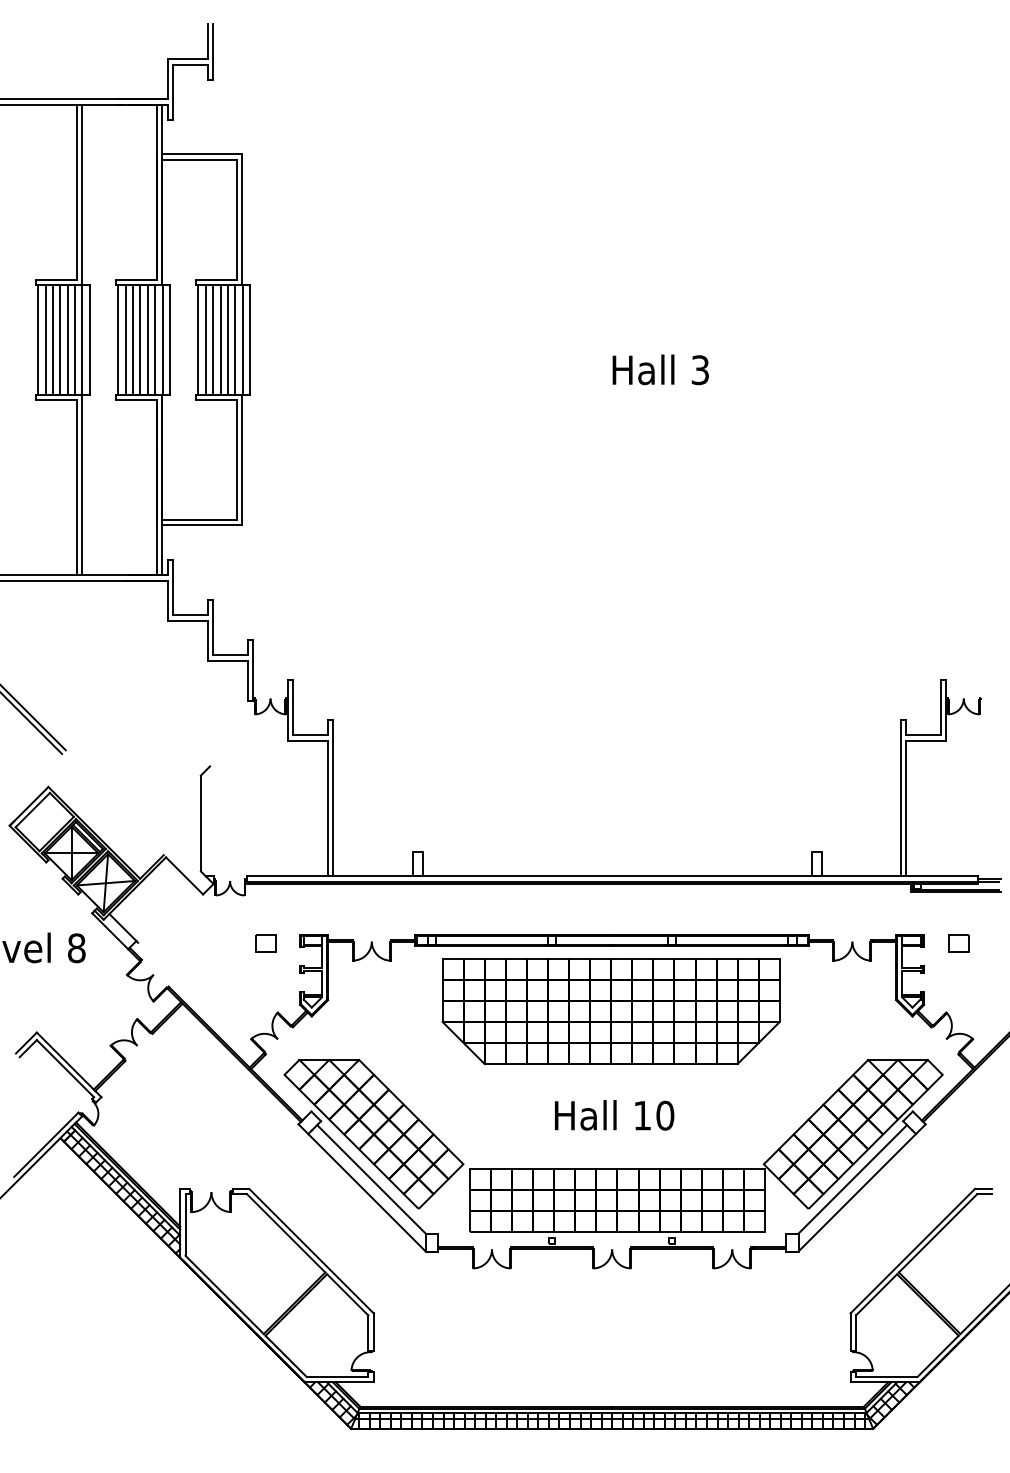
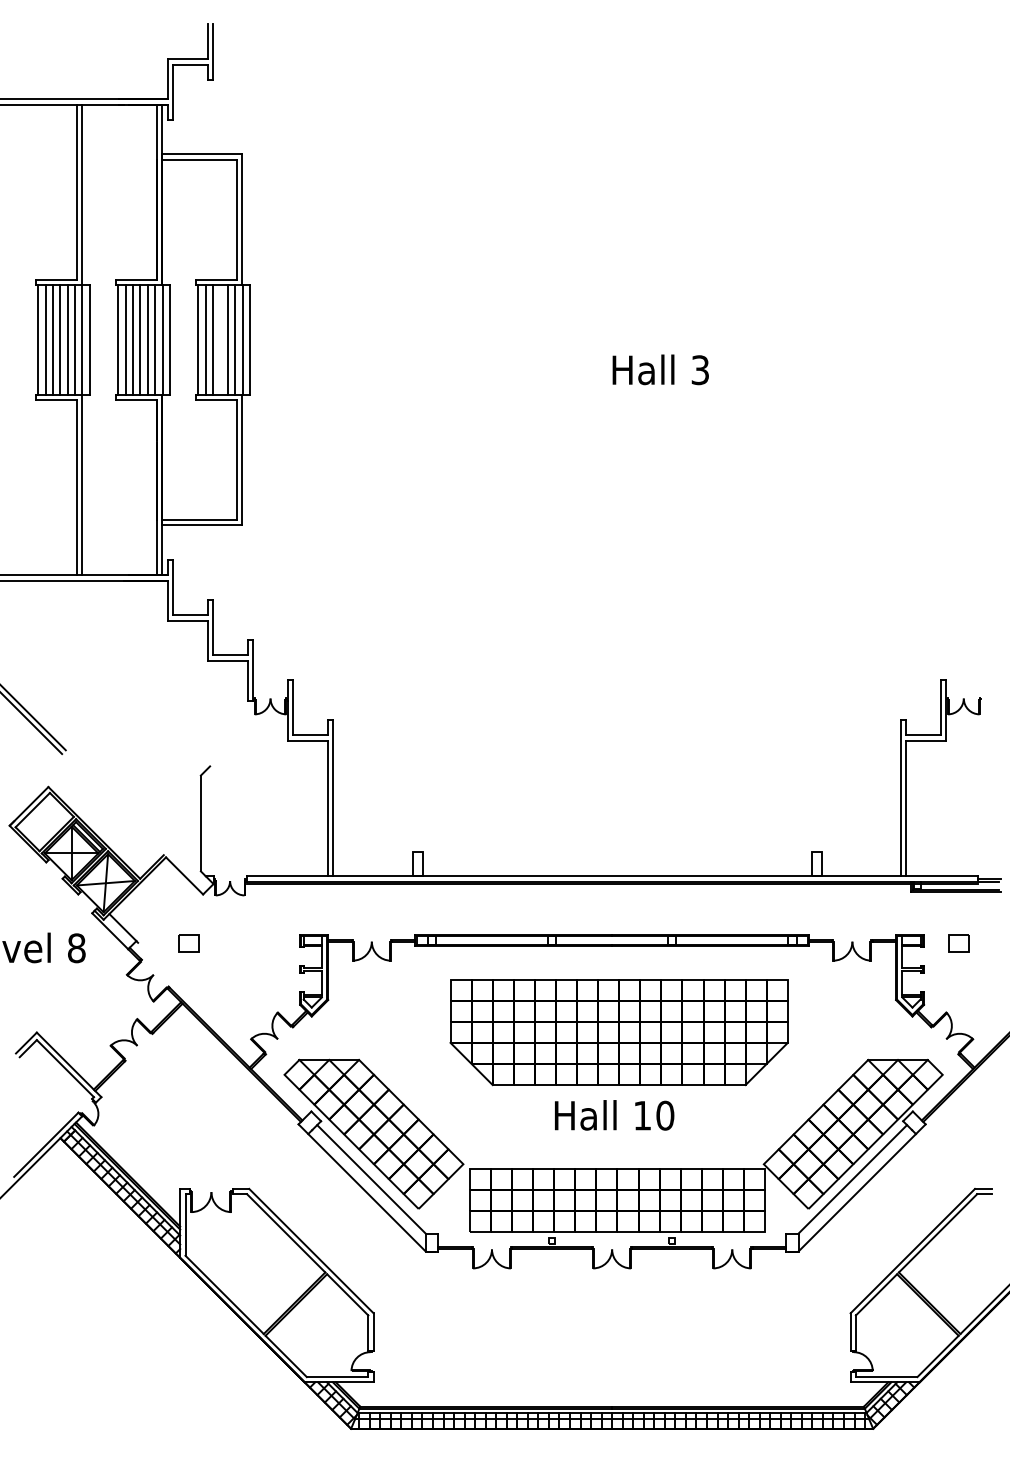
line: present -> none (220, 339)
part position: (265, 943) -> (188, 943) (188, 943)
part position: (610, 1011) -> (618, 1032) (618, 1032)
